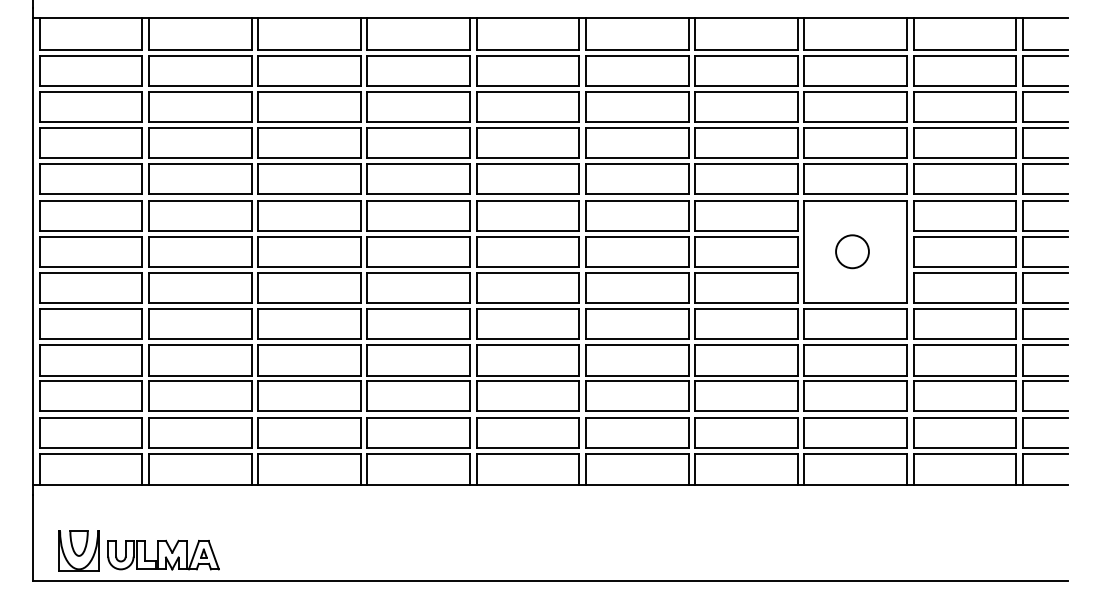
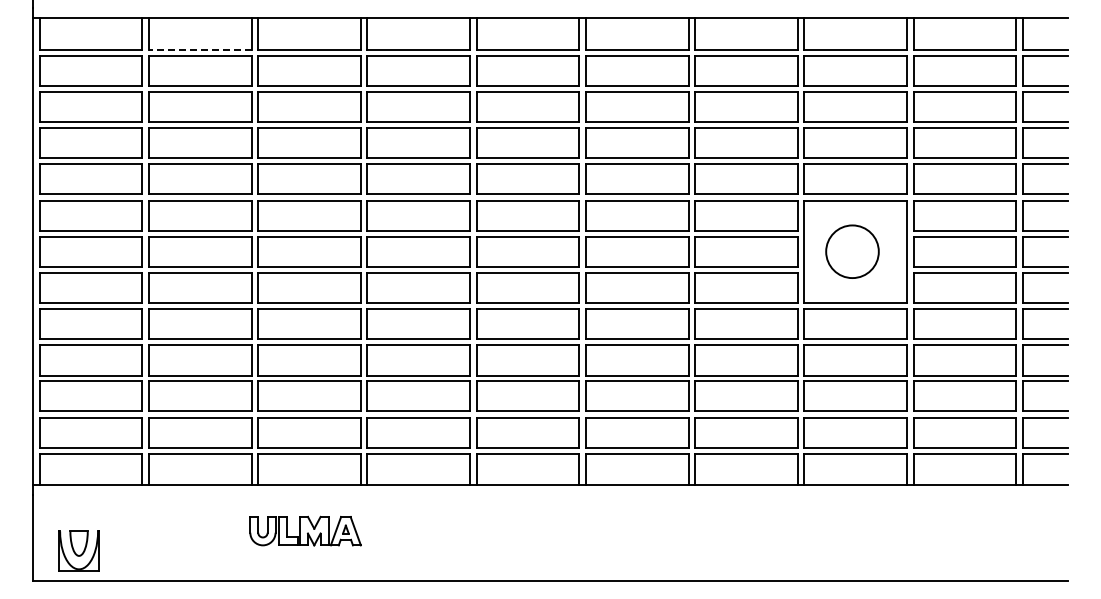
line: solid -> dashed (199, 49)
circle diameter: 33 px -> 53 px (852, 251)
part position: (163, 554) -> (305, 530) (305, 530)
